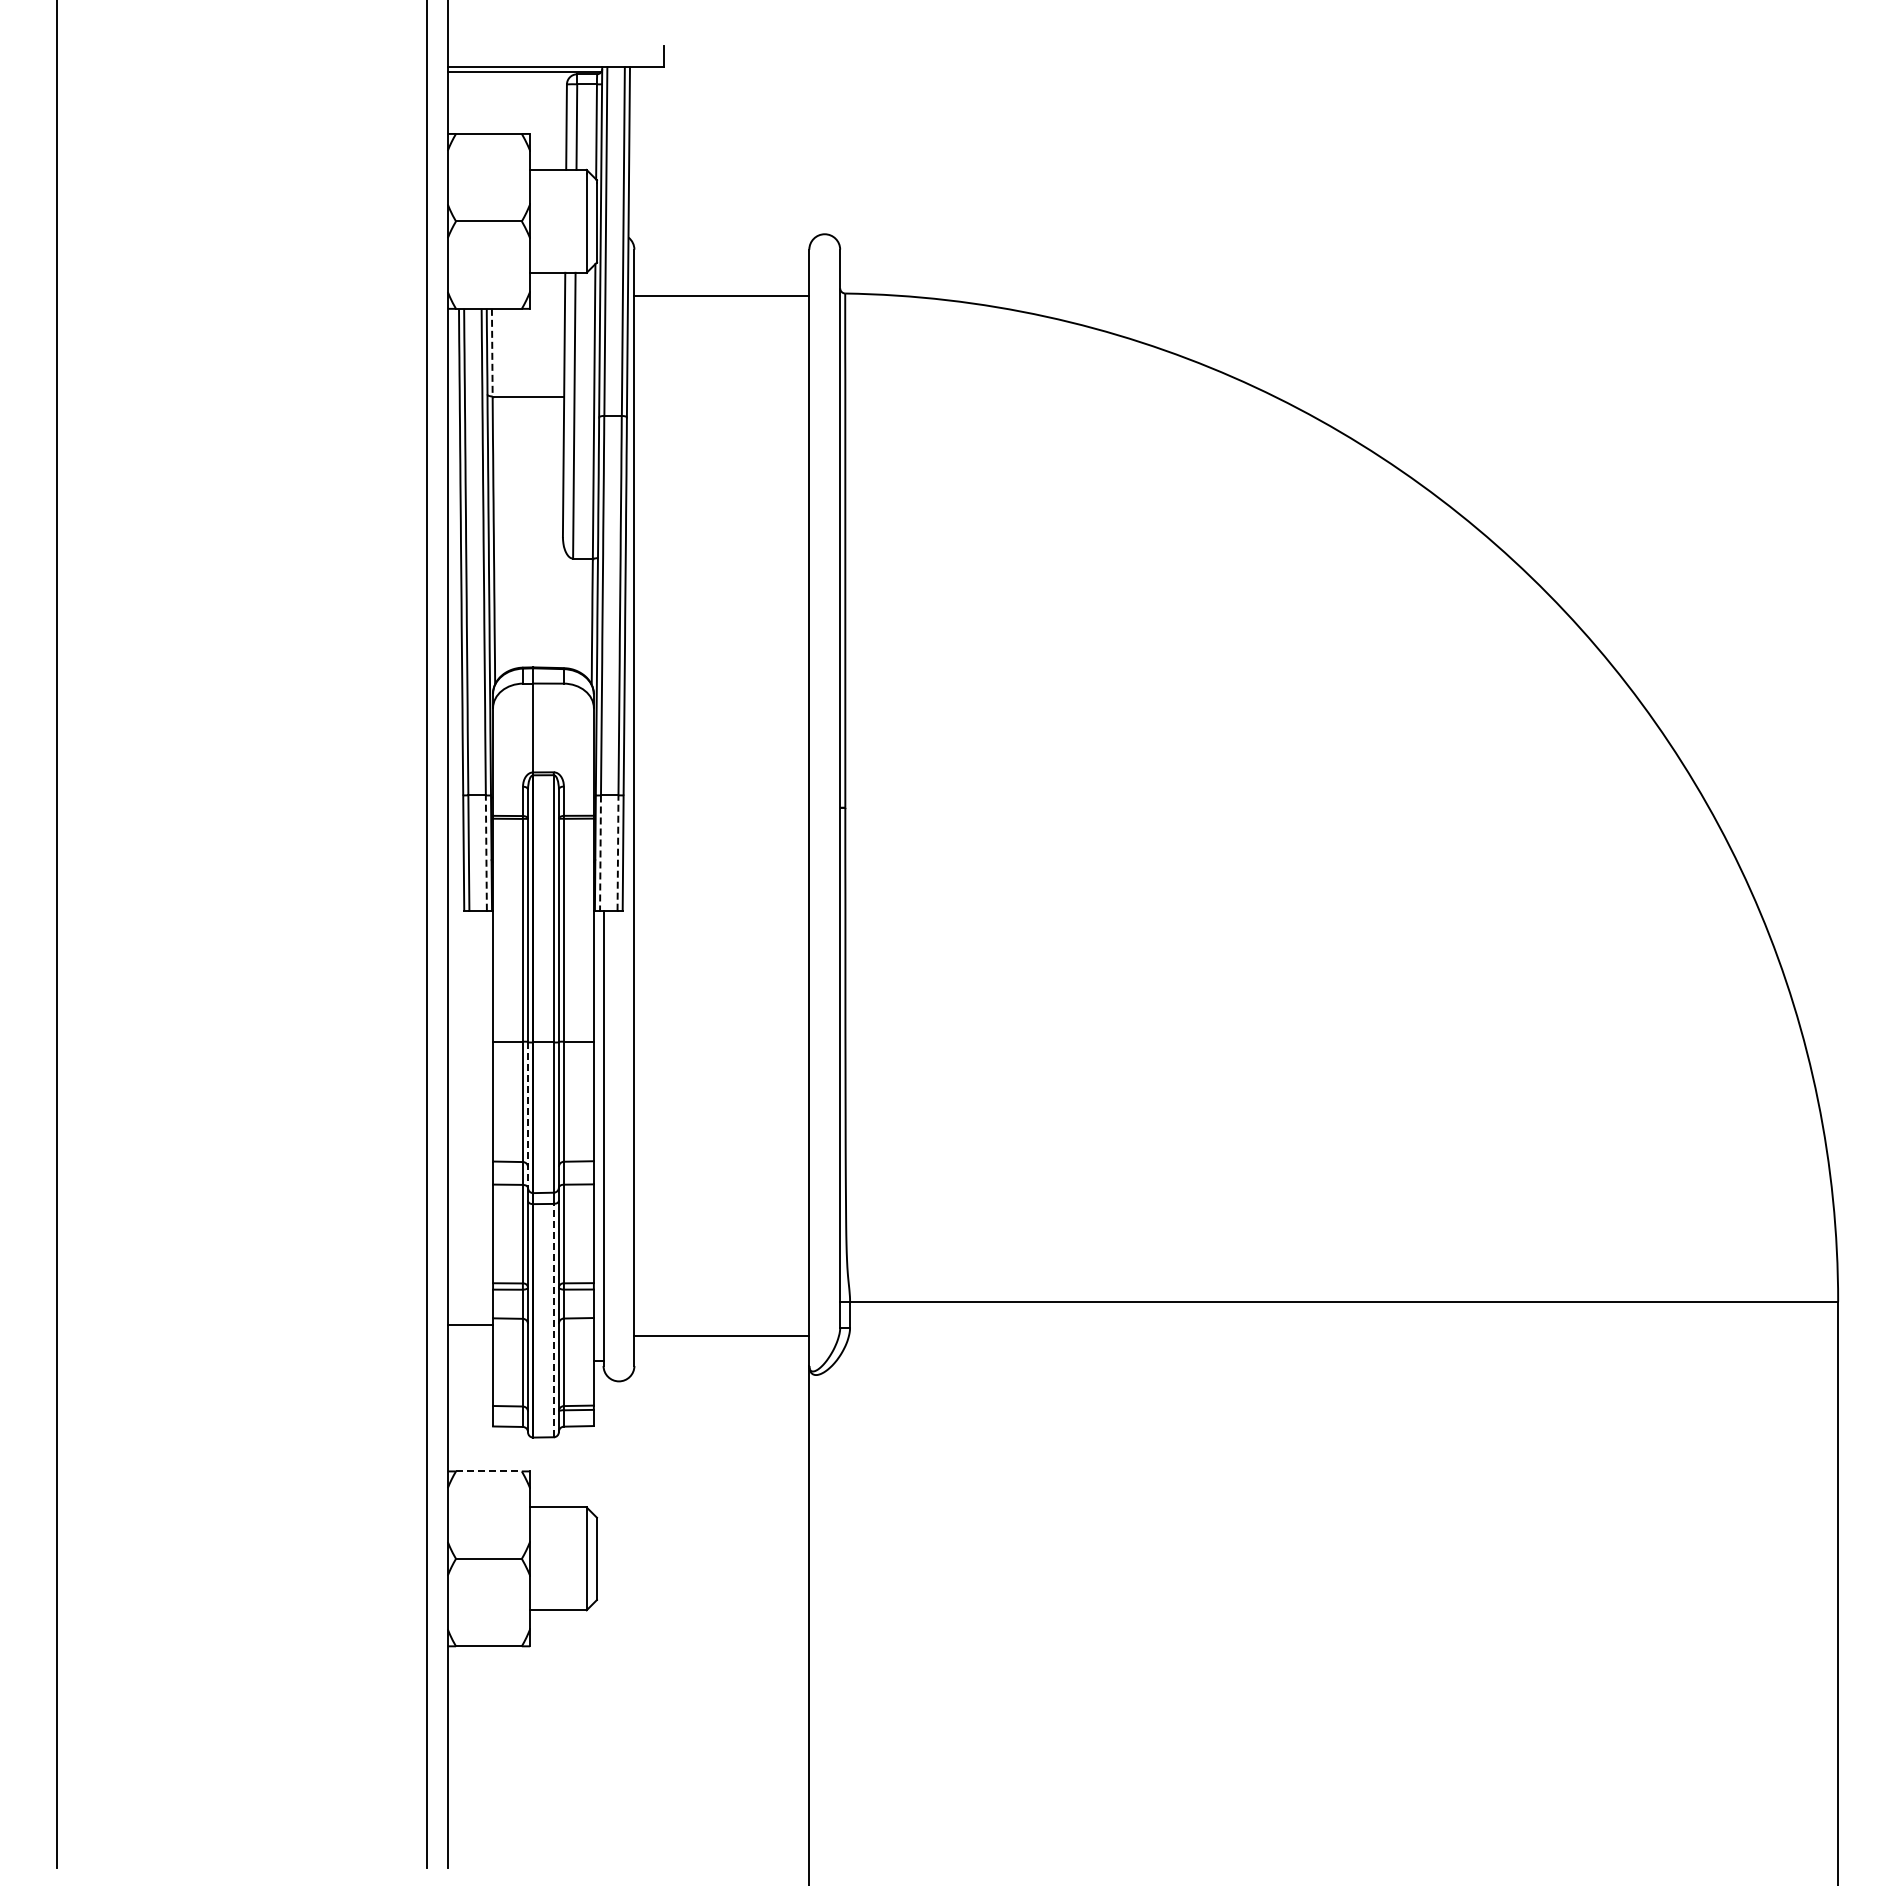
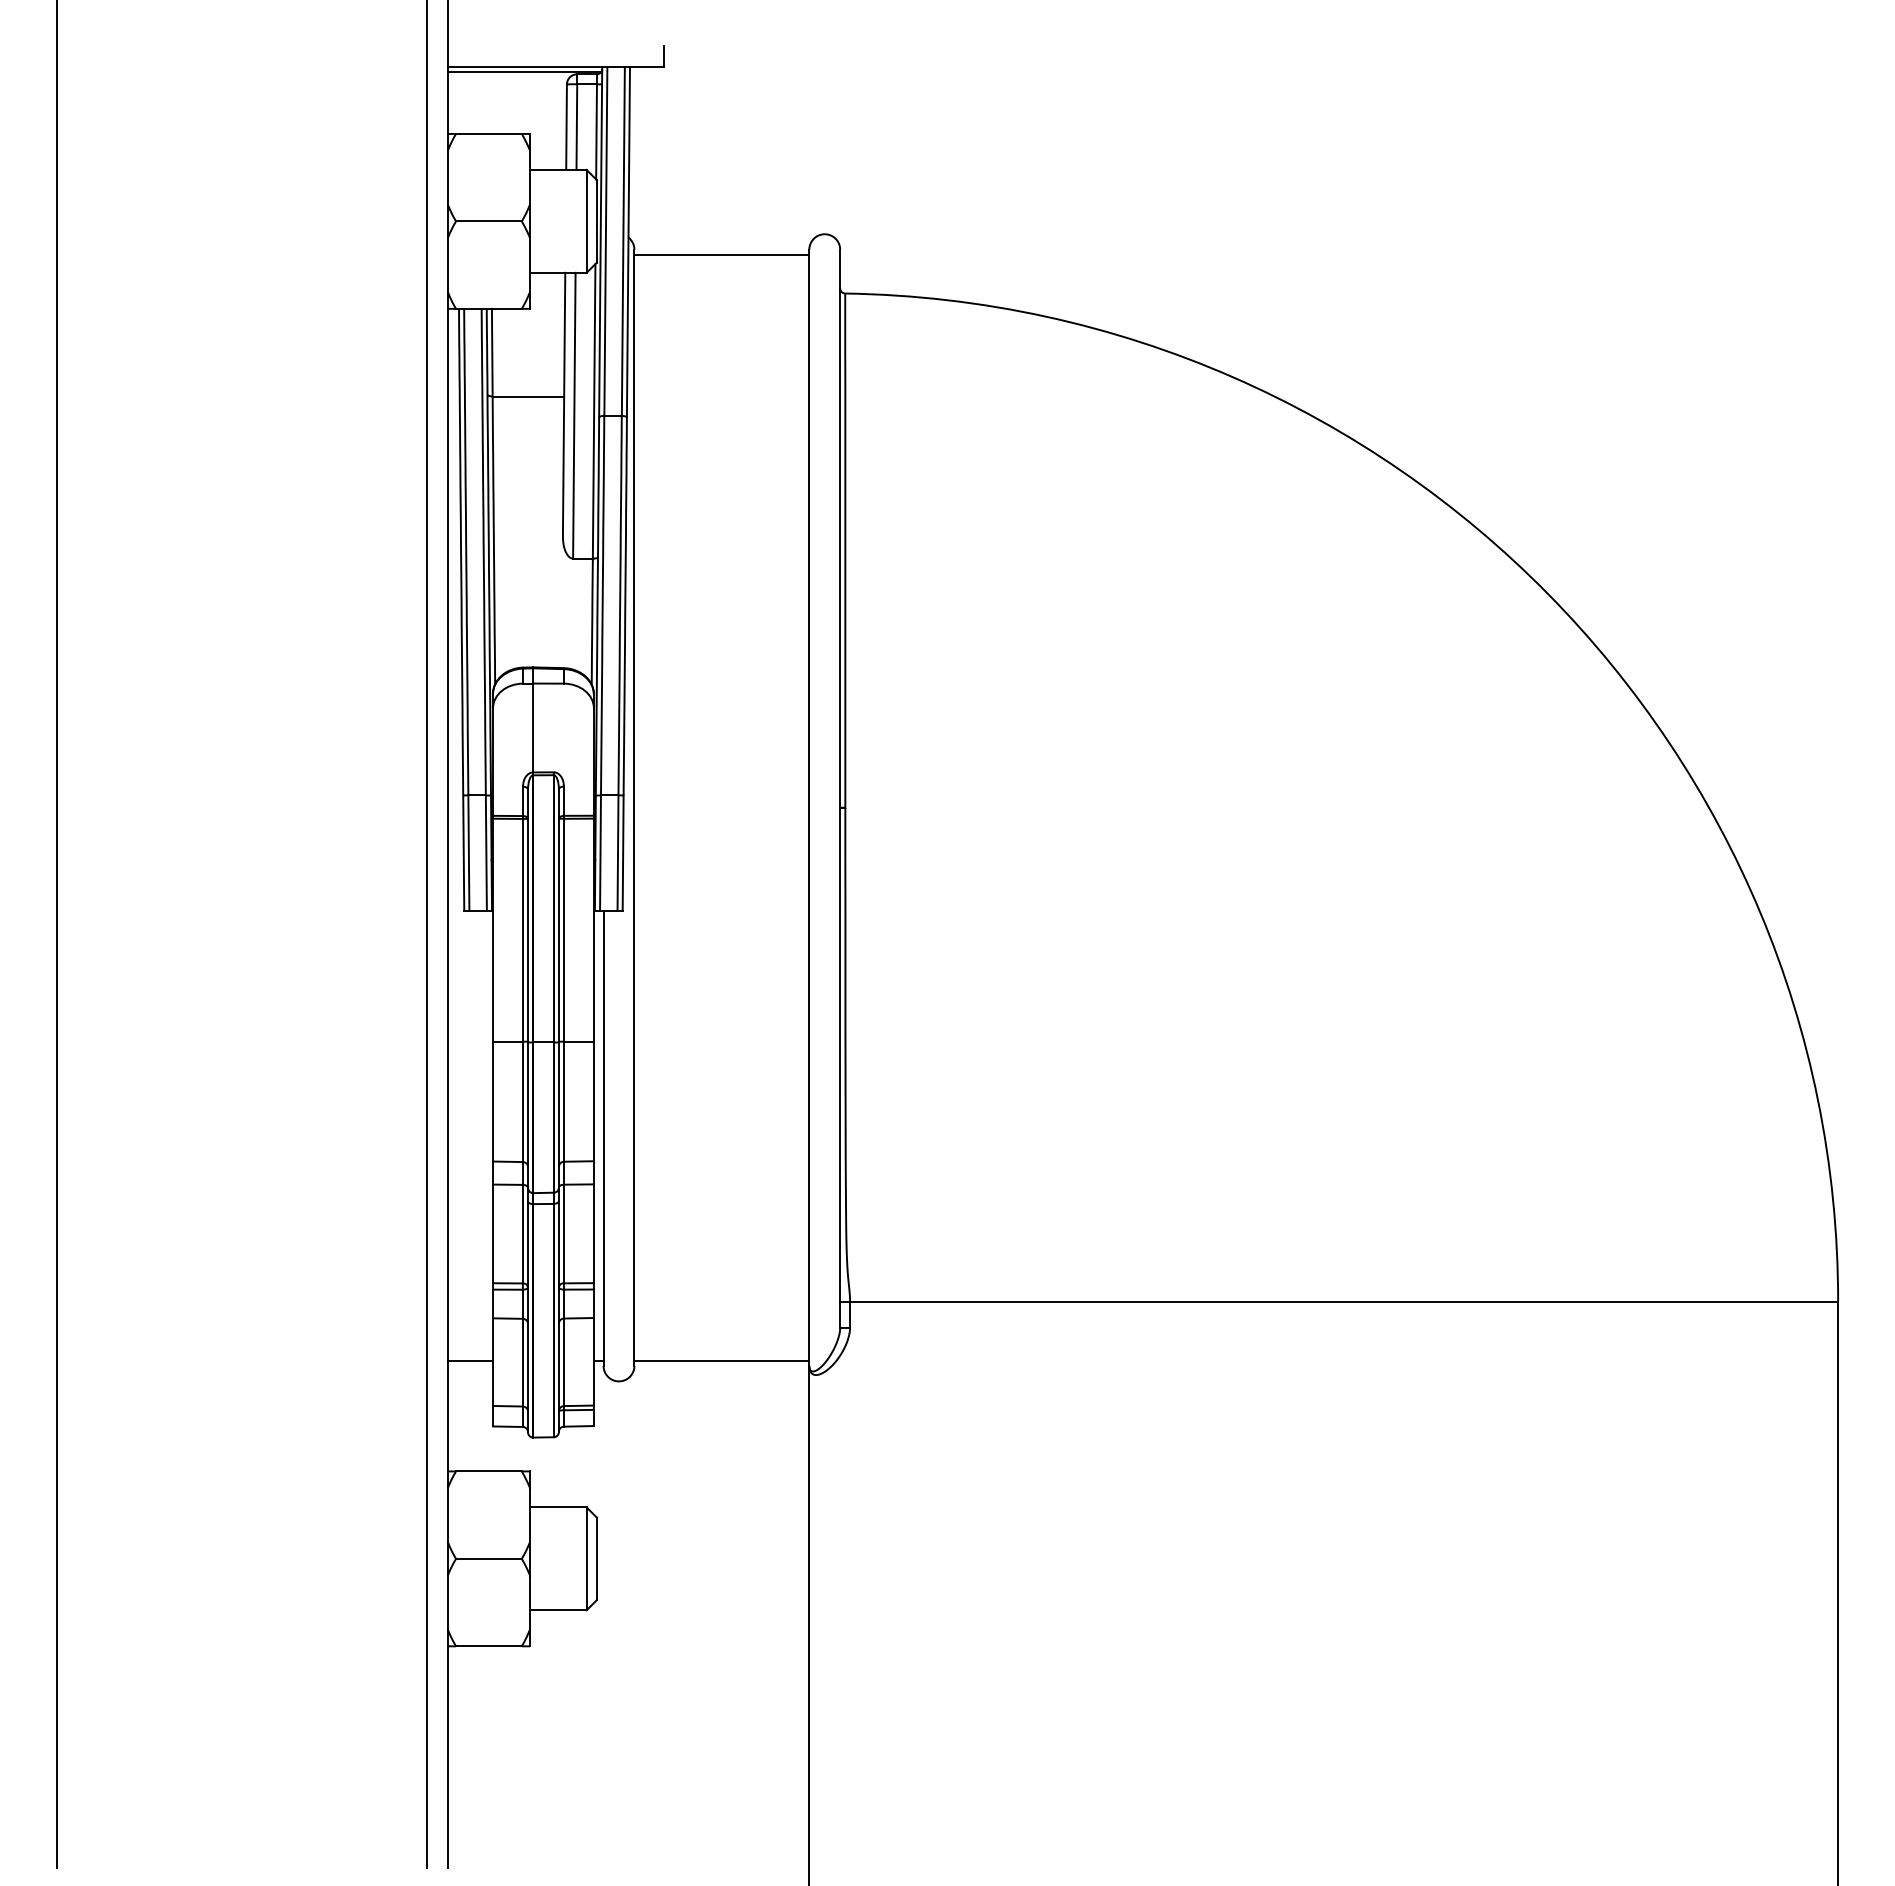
line position: (721, 295) -> (721, 254) (721, 254)
line: dashed -> solid (492, 352)
line: dashed -> solid (486, 853)
line: dashed -> solid (600, 853)
line: dashed -> solid (618, 853)
line: dashed -> solid (528, 1115)
line: dashed -> solid (553, 1320)
line position: (470, 1324) -> (470, 1360) (470, 1360)
line position: (721, 1335) -> (721, 1360) (721, 1360)
line: dashed -> solid (488, 1471)
